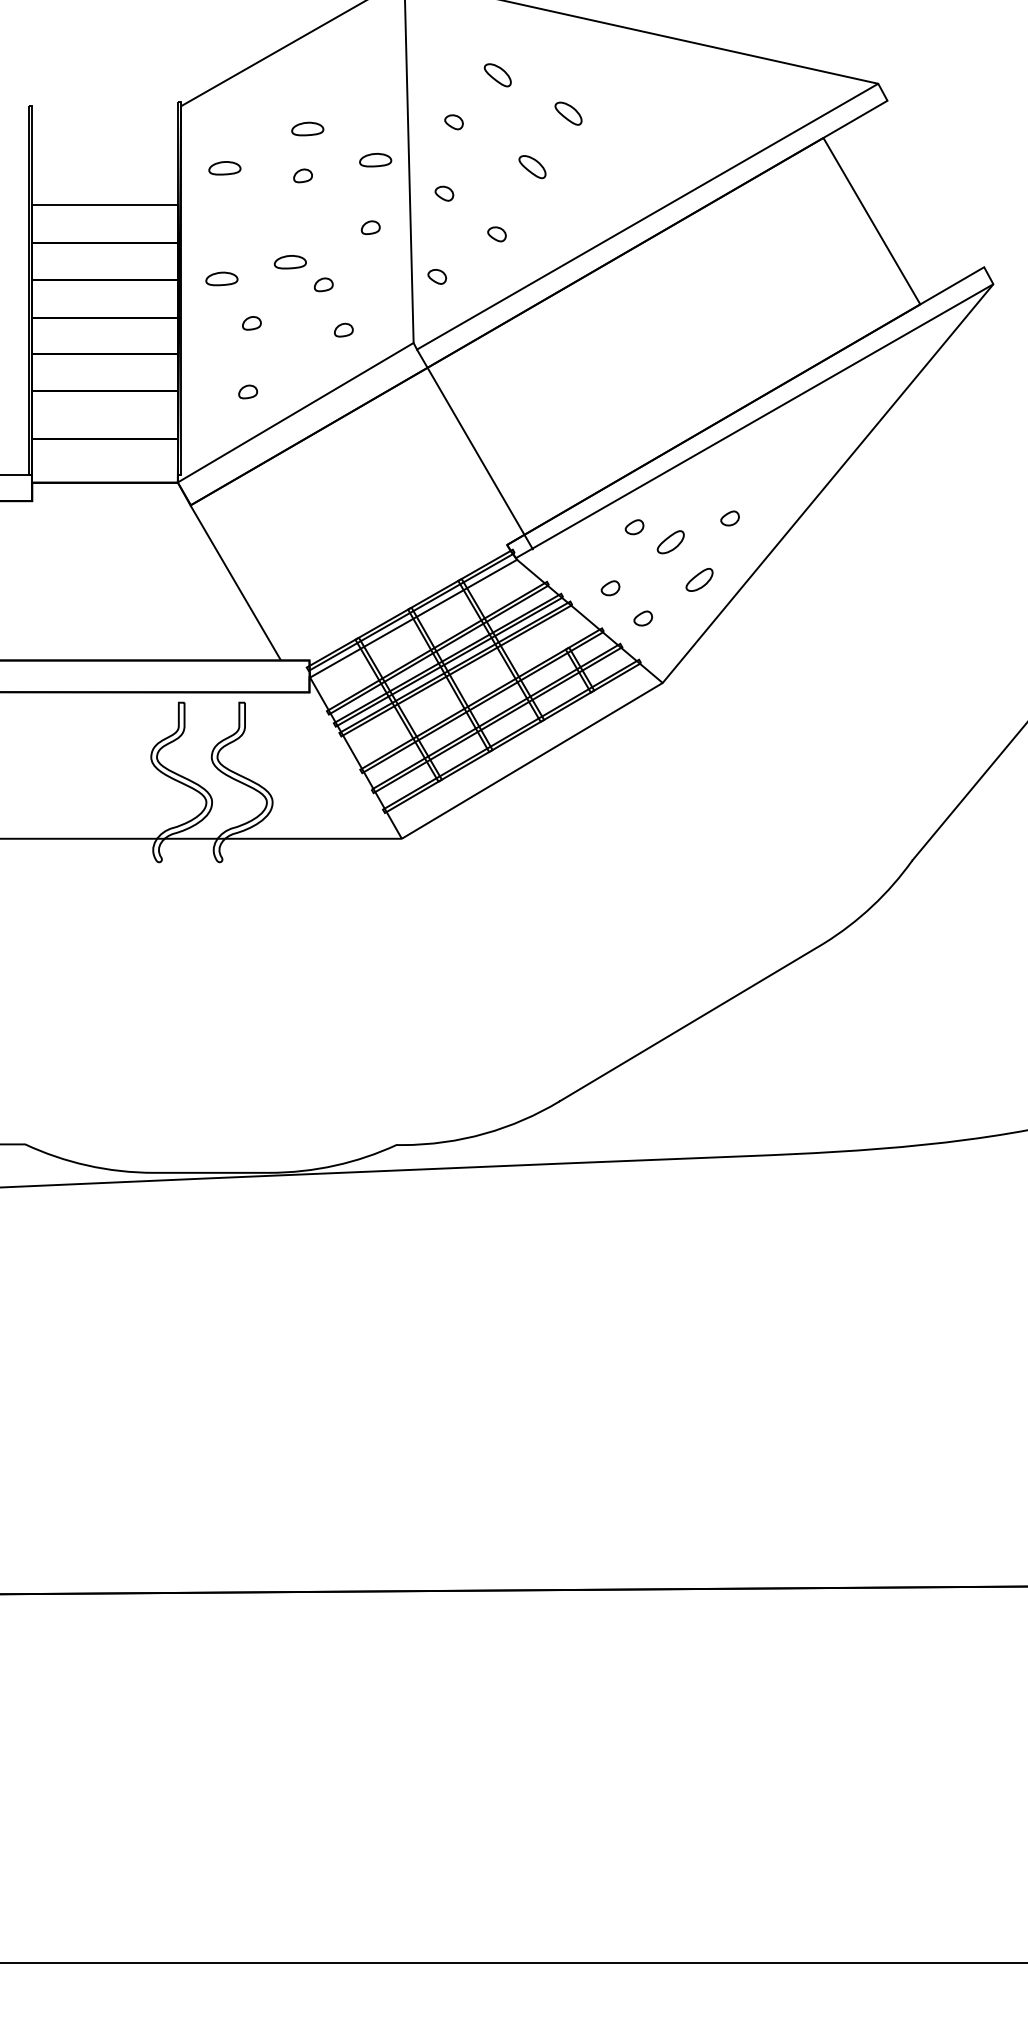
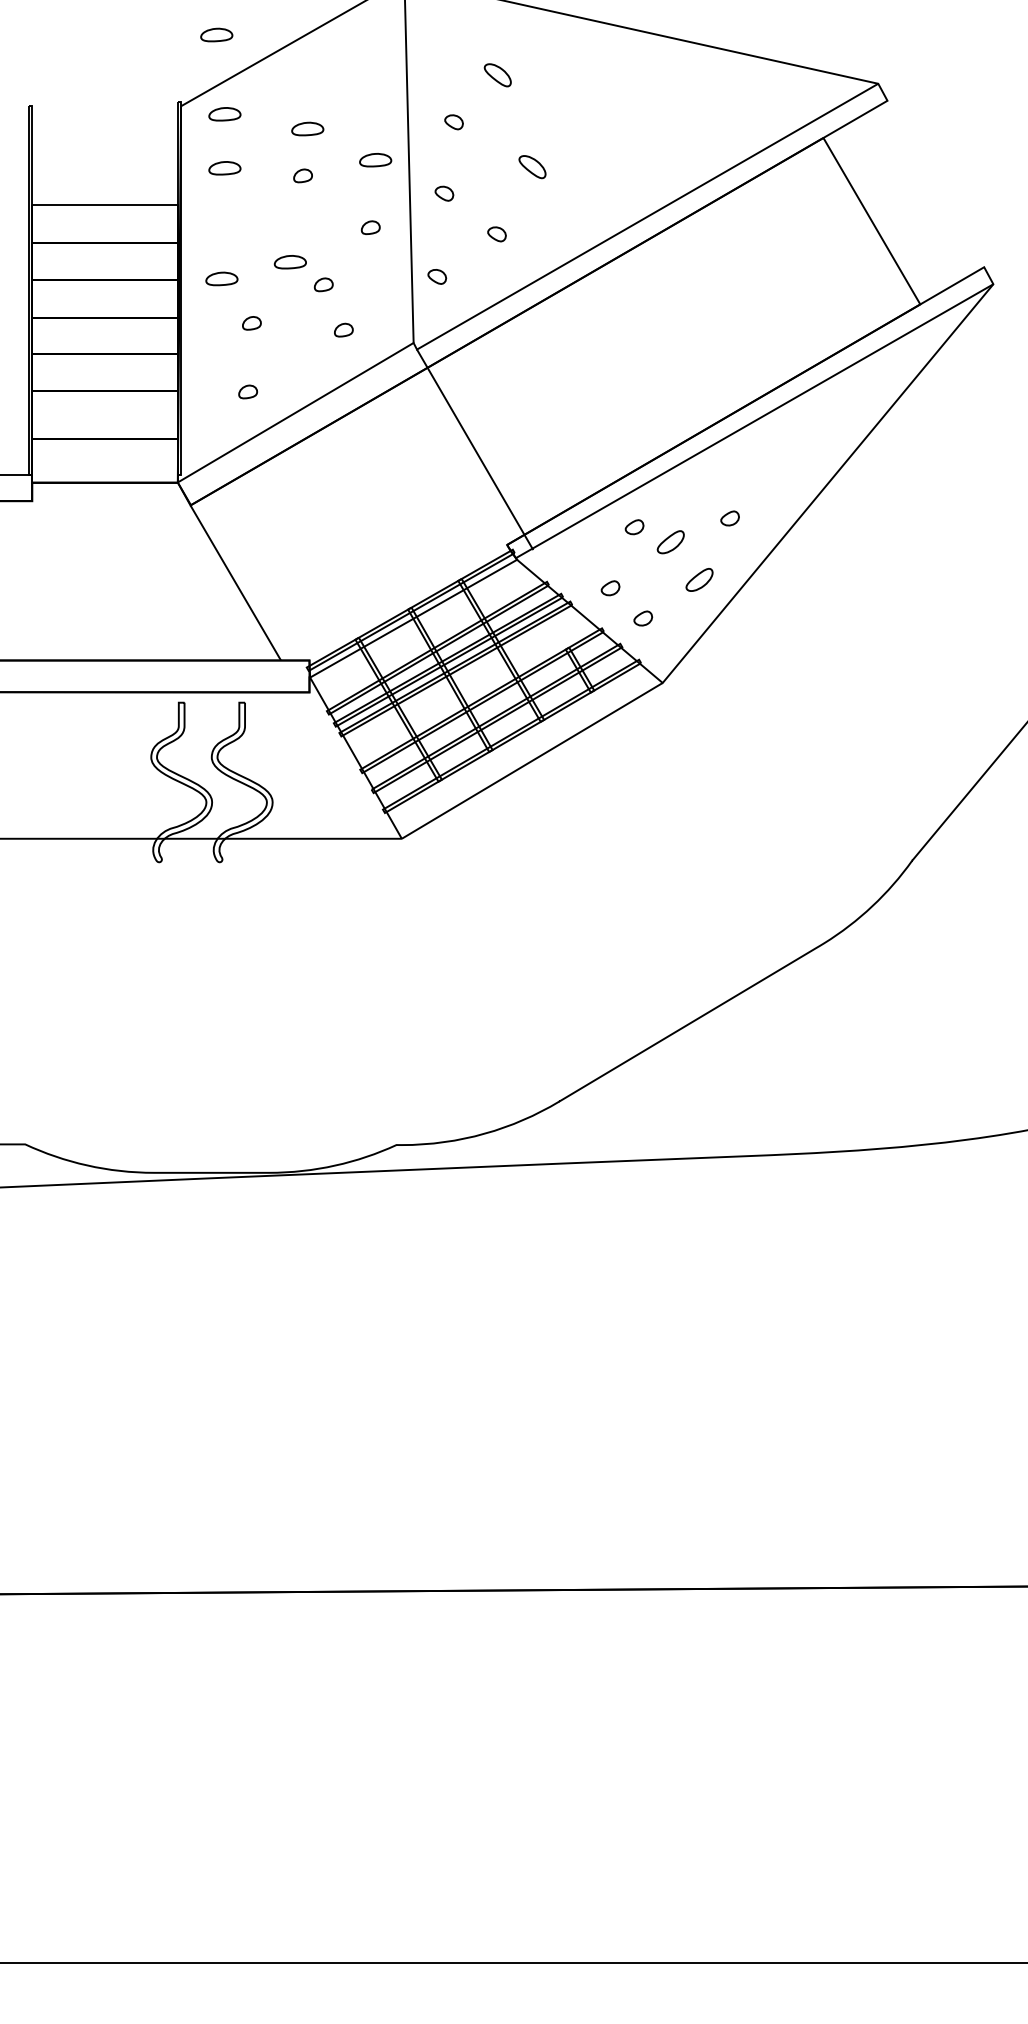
part: none -> present (216, 34)
part: present -> none (568, 113)
part: none -> present (224, 114)
